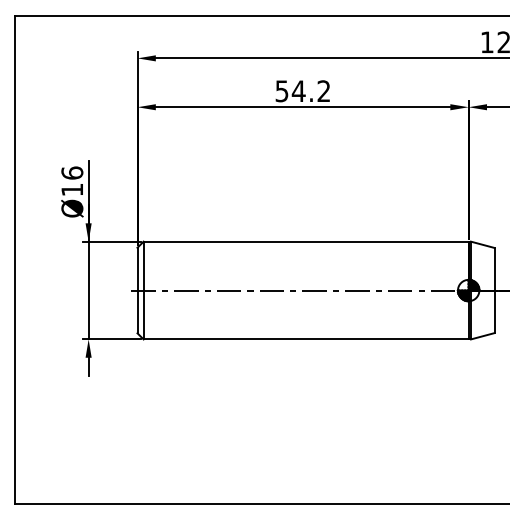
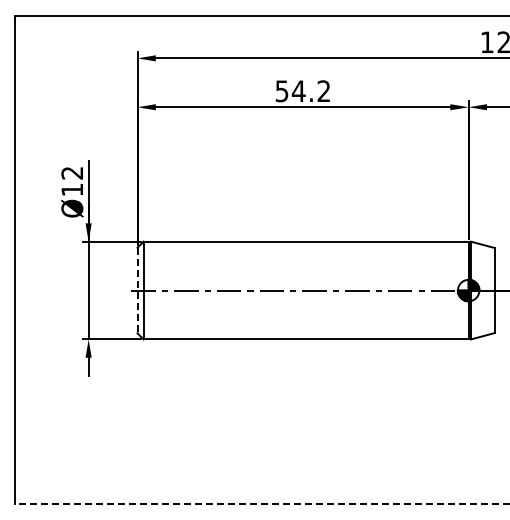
text: Ø16 -> Ø12 (72, 172)
line: solid -> dashed (137, 290)
line: solid -> dashed (262, 504)
